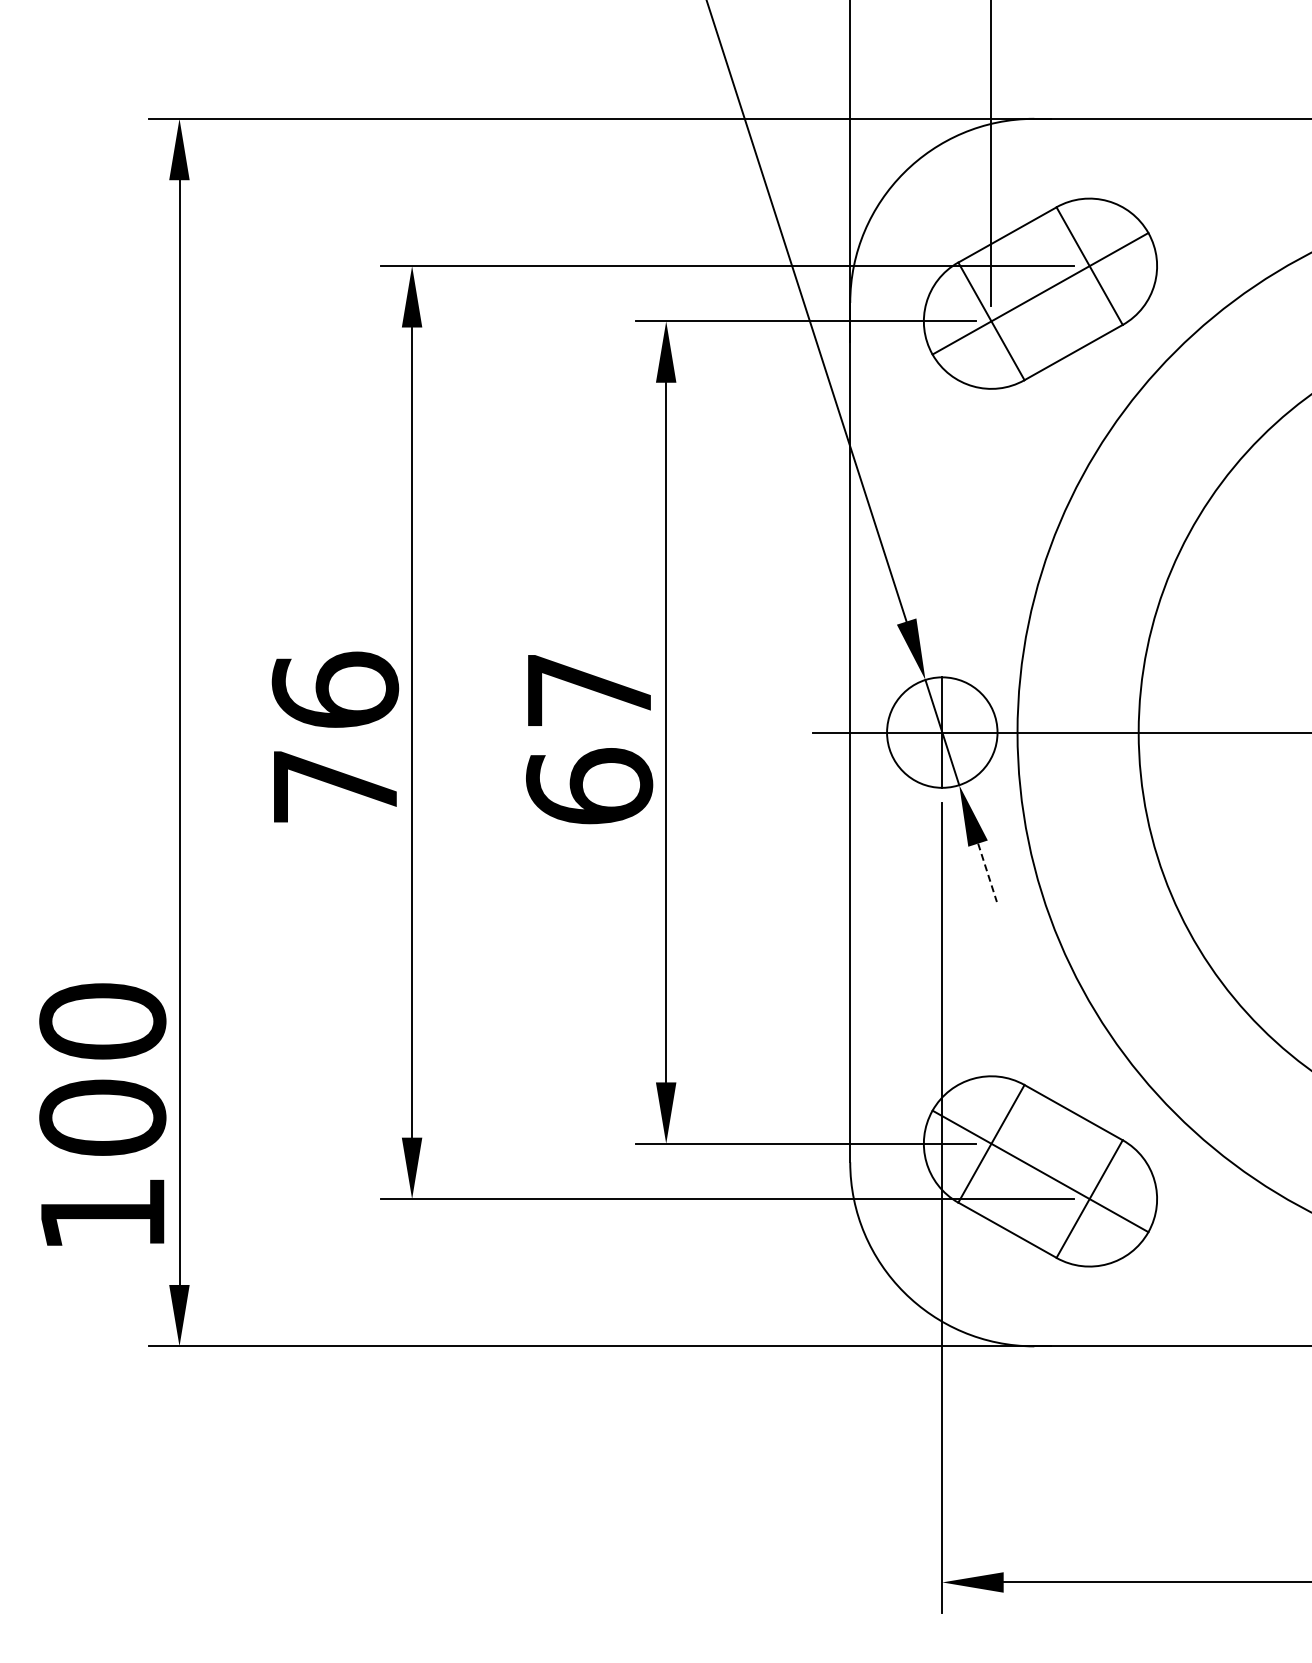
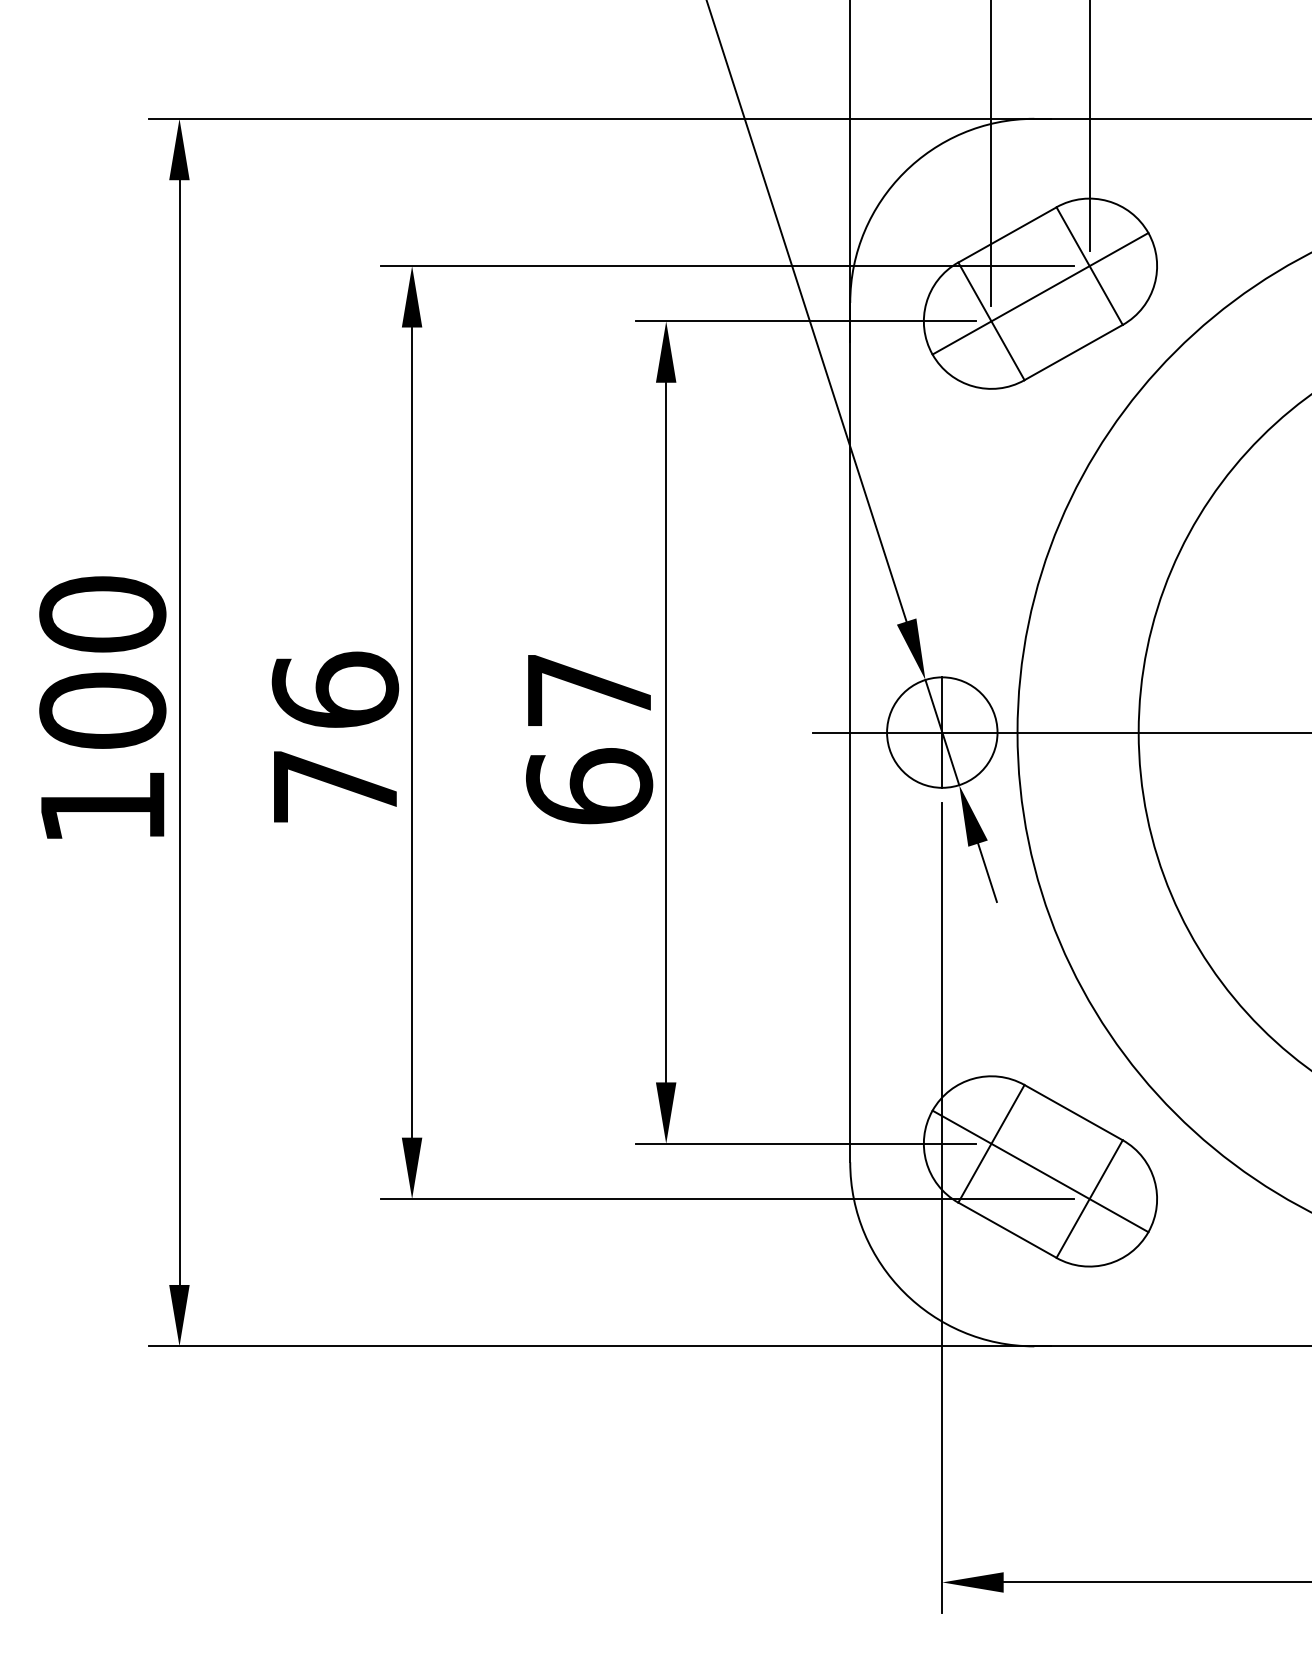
line: none -> present (1089, 126)
line: dashed -> solid (987, 872)
text position: (102, 1114) -> (102, 707) (102, 707)
